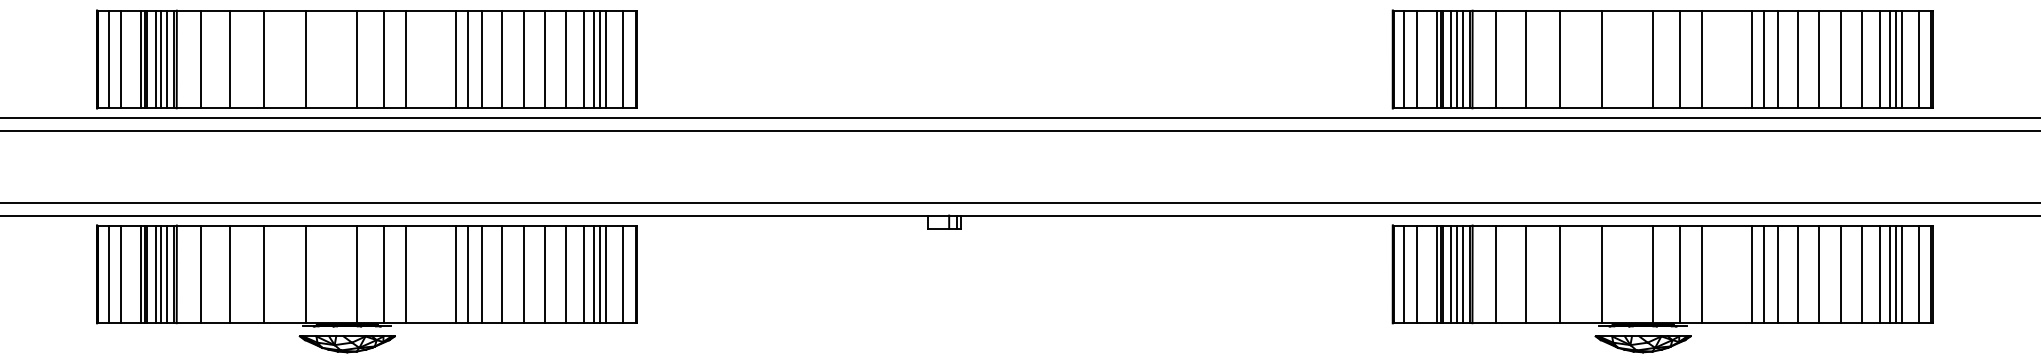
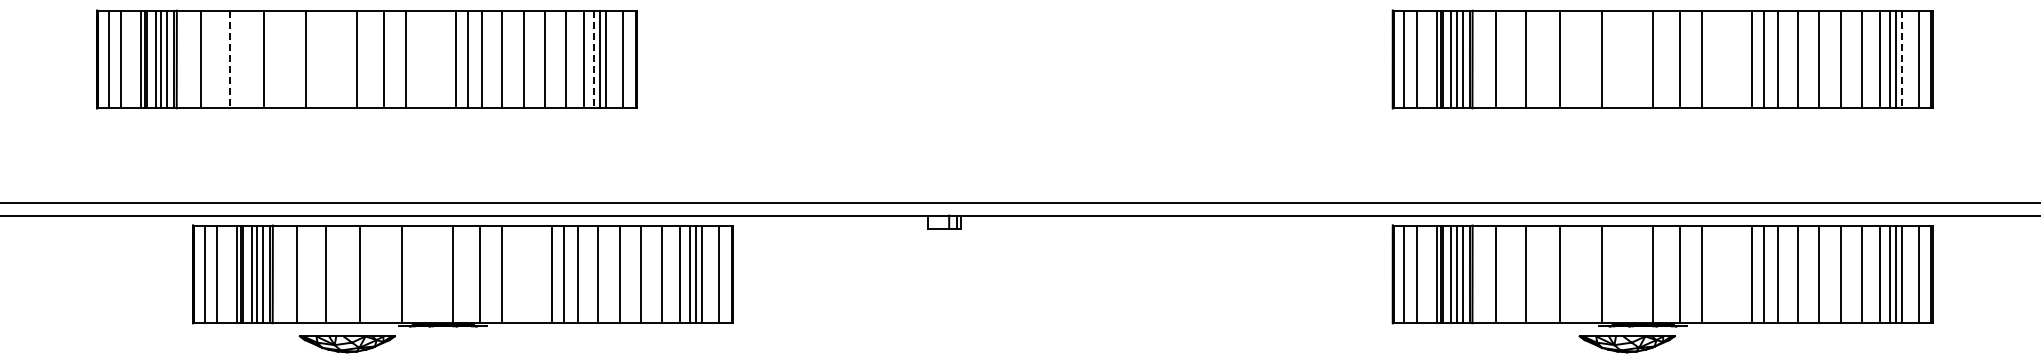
line: solid -> dashed (230, 59)
line: solid -> dashed (594, 59)
line: solid -> dashed (1902, 59)
line: present -> none (1019, 117)
line: present -> none (1019, 130)
part position: (366, 275) -> (462, 275) (462, 275)
part position: (1642, 344) -> (1626, 344) (1626, 344)
